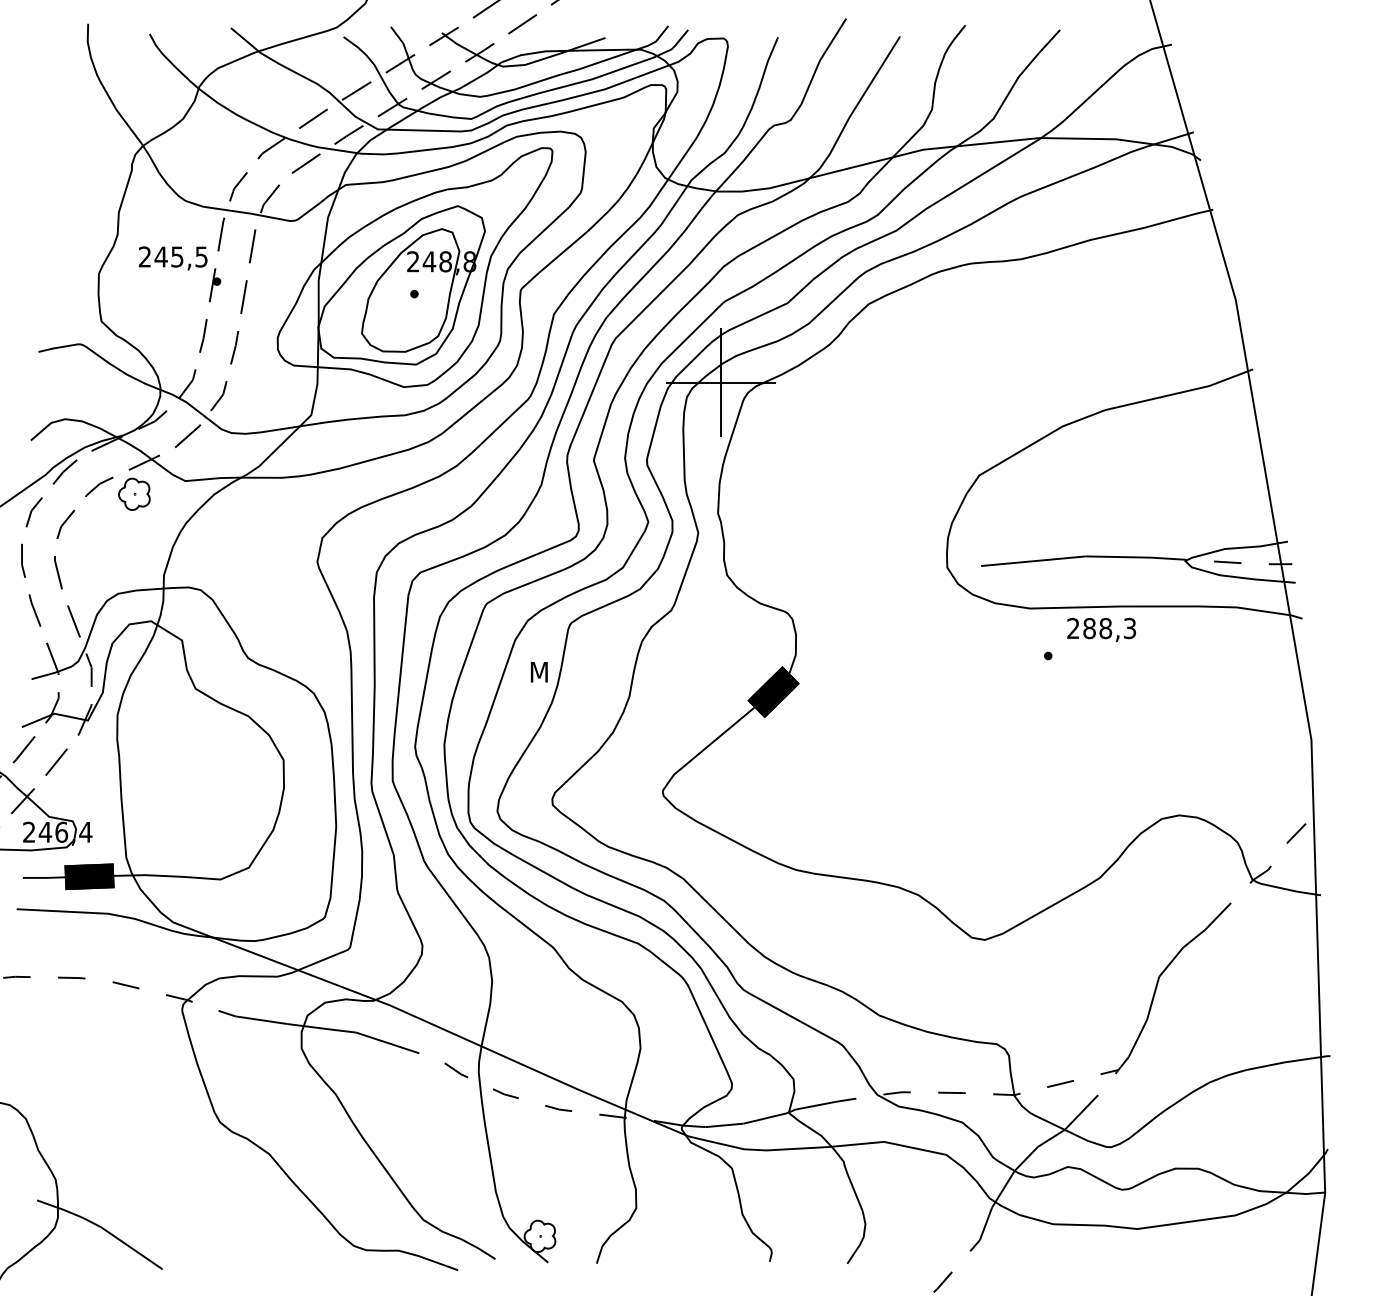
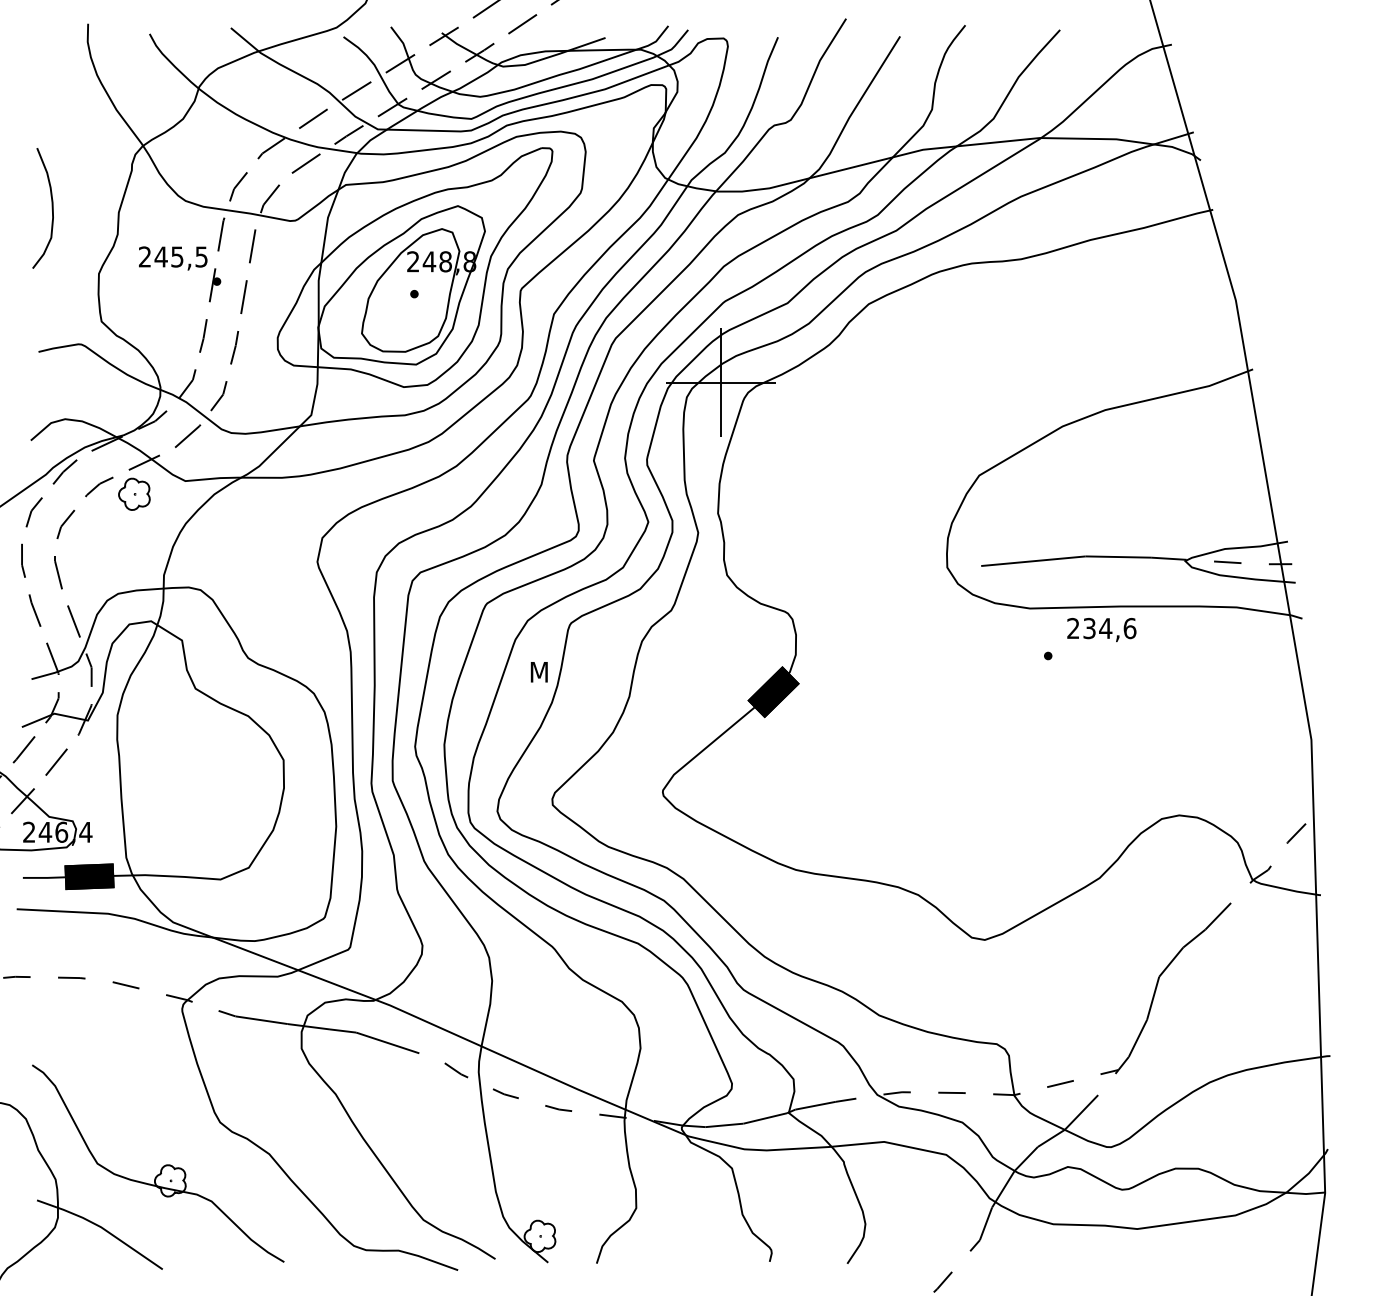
curve: none -> present (51, 208)
text: 288,3 -> 234,6 (1109, 628)
part: none -> present (158, 1163)
